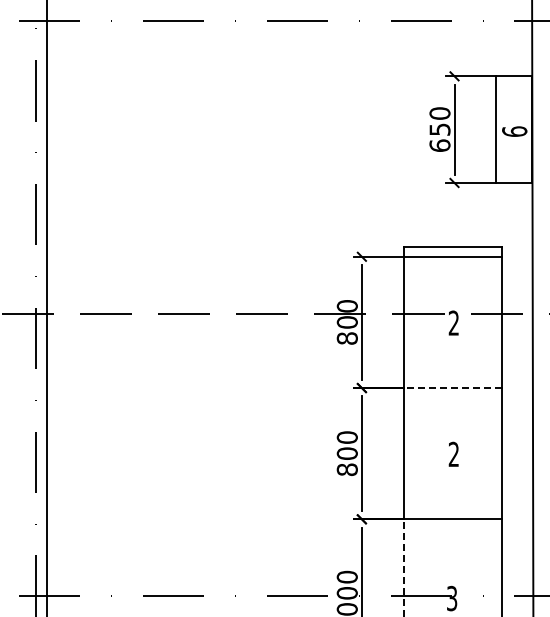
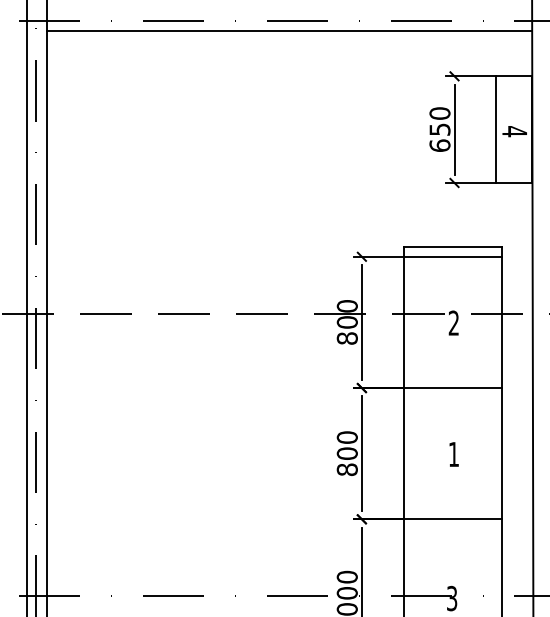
line: none -> present (289, 31)
text: 9 -> 4 (514, 131)
line: none -> present (27, 307)
line: dashed -> solid (452, 388)
text: 2 -> 1 (453, 453)
line: dashed -> solid (403, 568)
